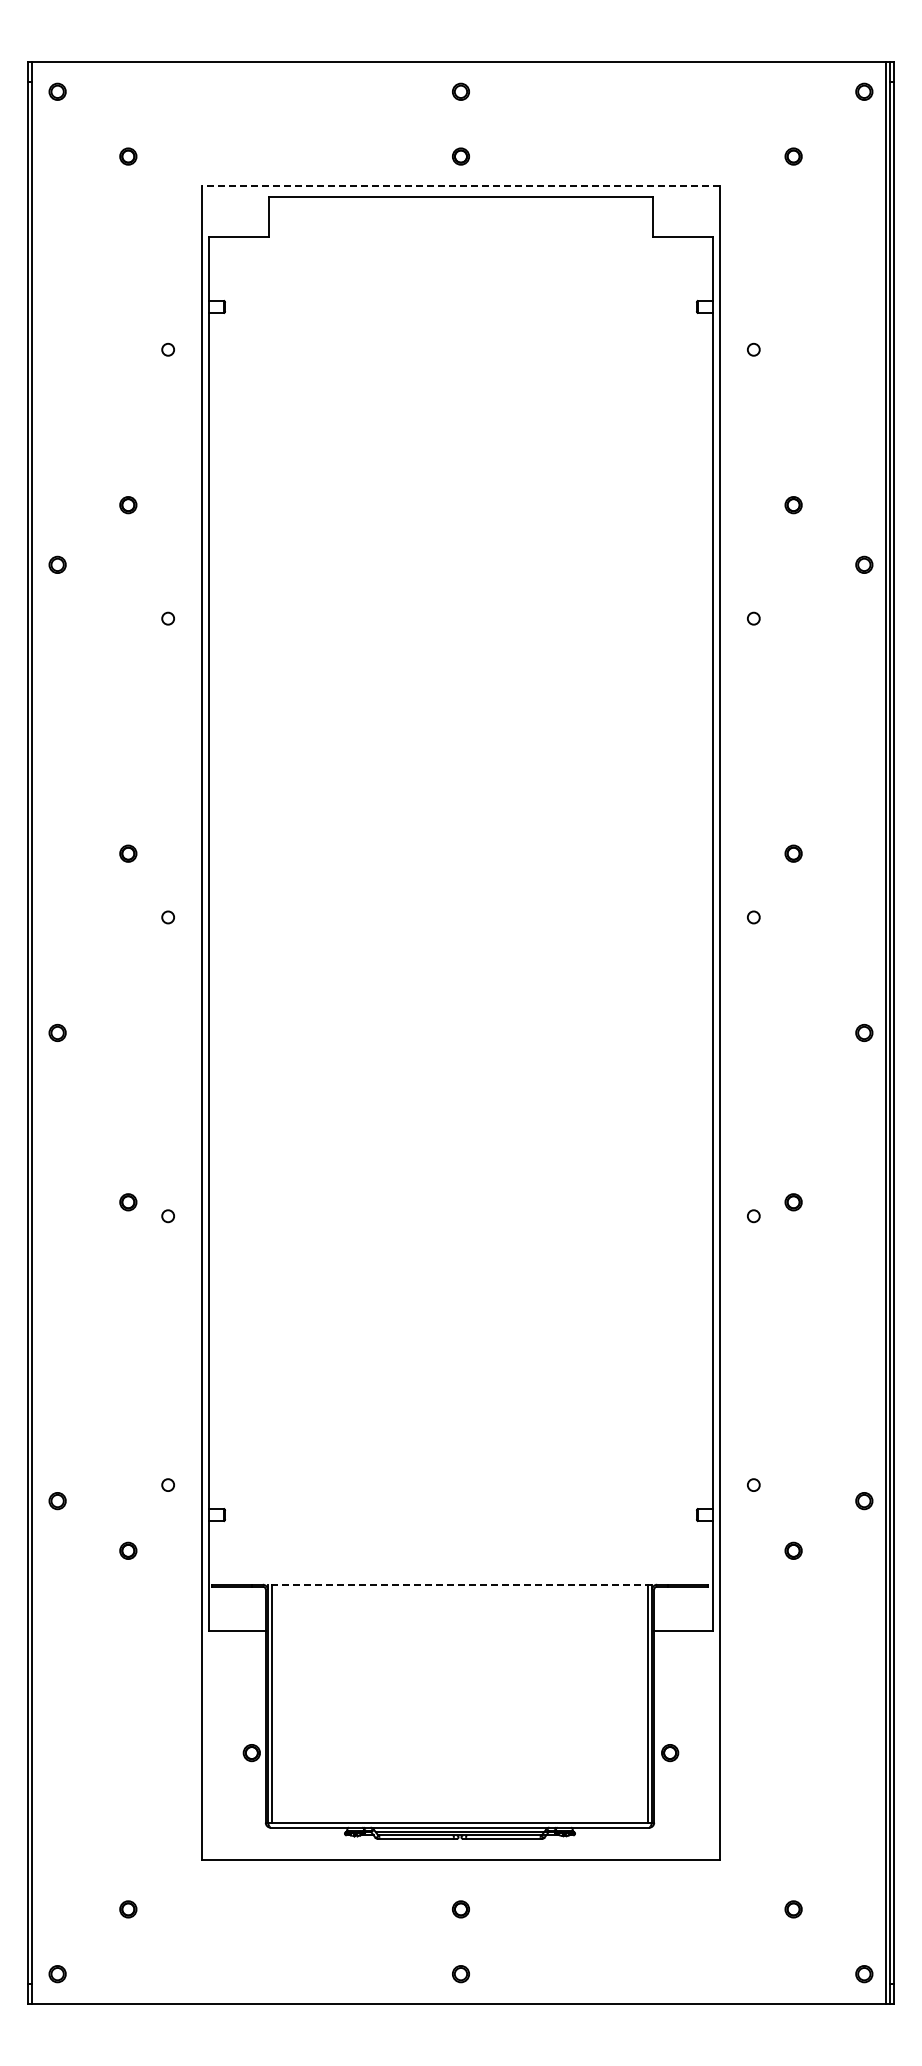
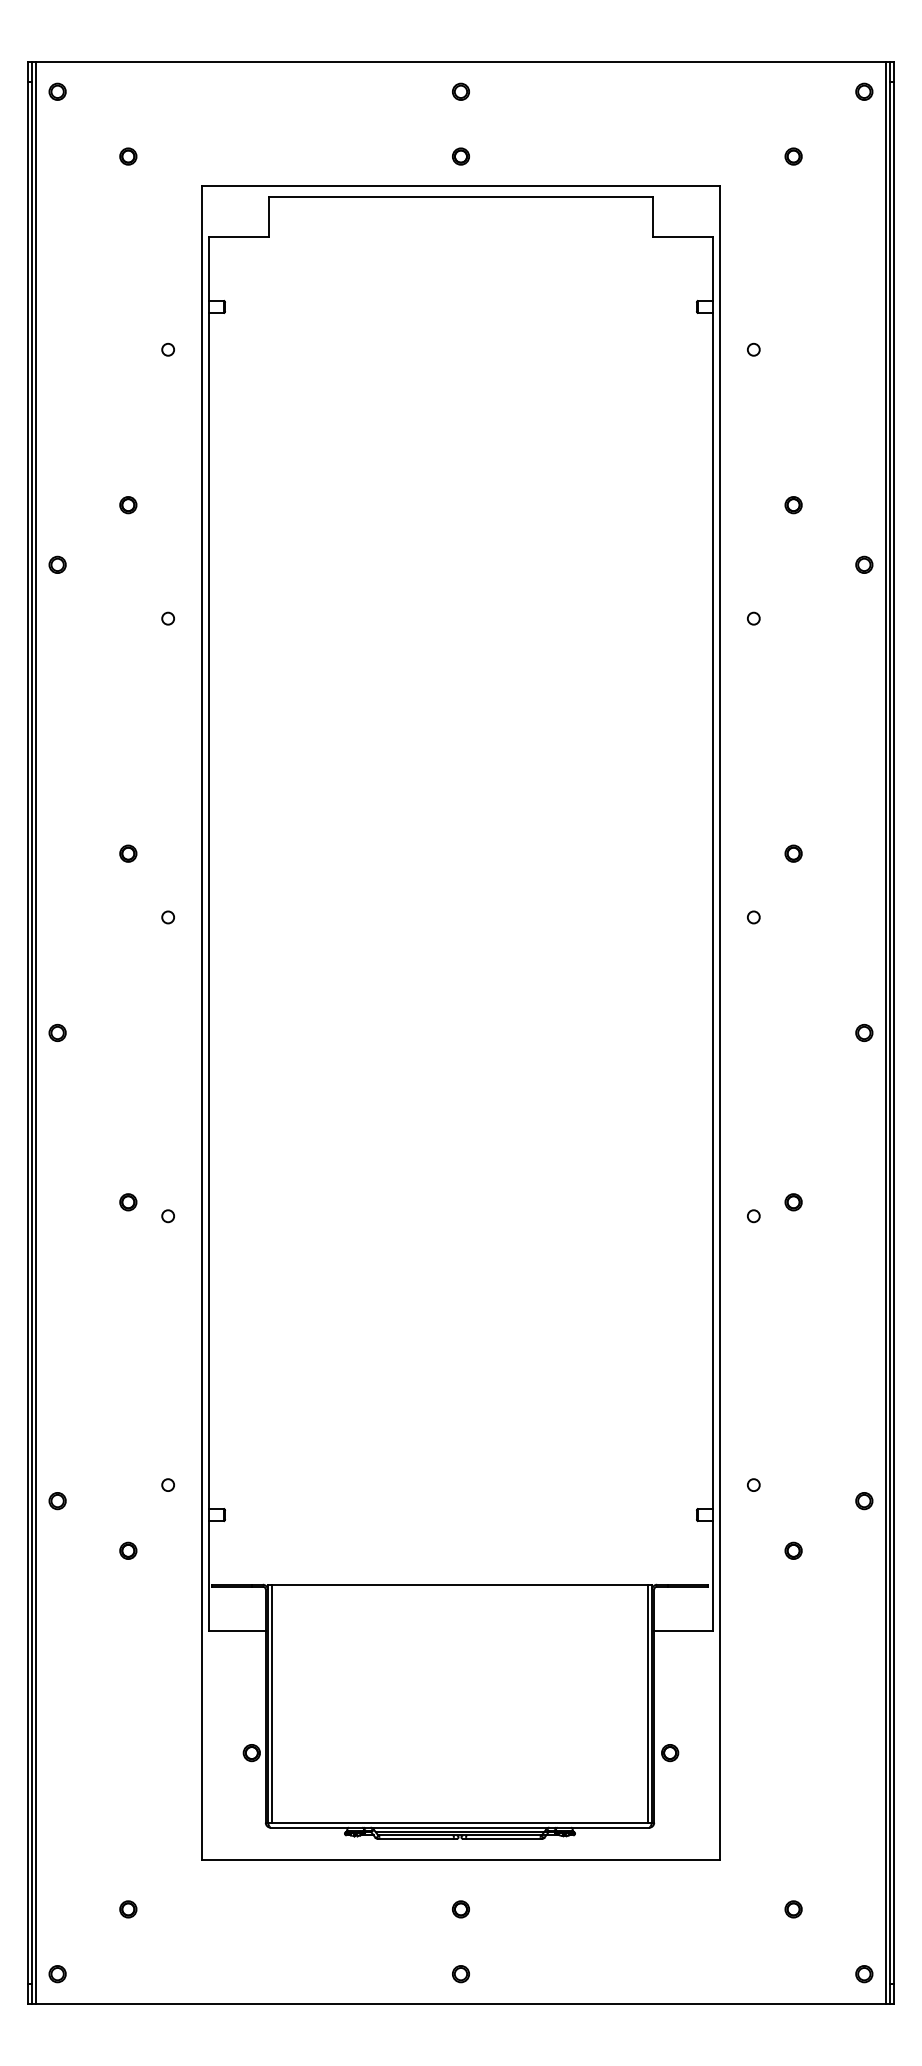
line: dashed -> solid (461, 186)
line: none -> present (35, 1032)
line: dashed -> solid (459, 1584)
